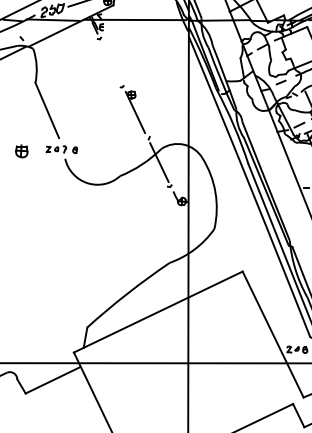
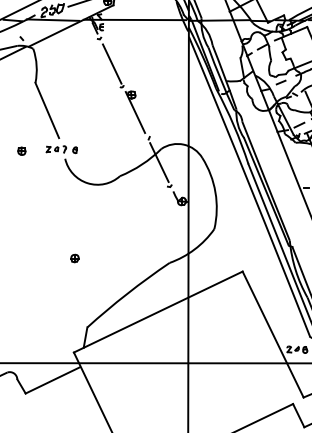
line: none -> present (111, 63)
part size: 14x15 px -> 10x10 px (21, 150)
part: none -> present (74, 258)
